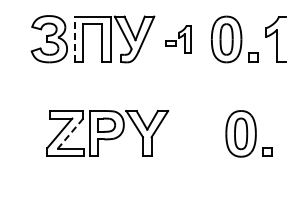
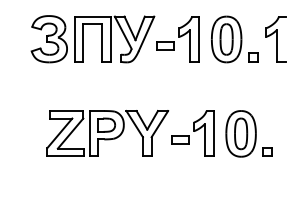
line: dashed -> solid (74, 39)
part size: 27x29 px -> 44x47 px (177, 39)
line: dashed -> solid (70, 133)
part: none -> present (192, 133)
